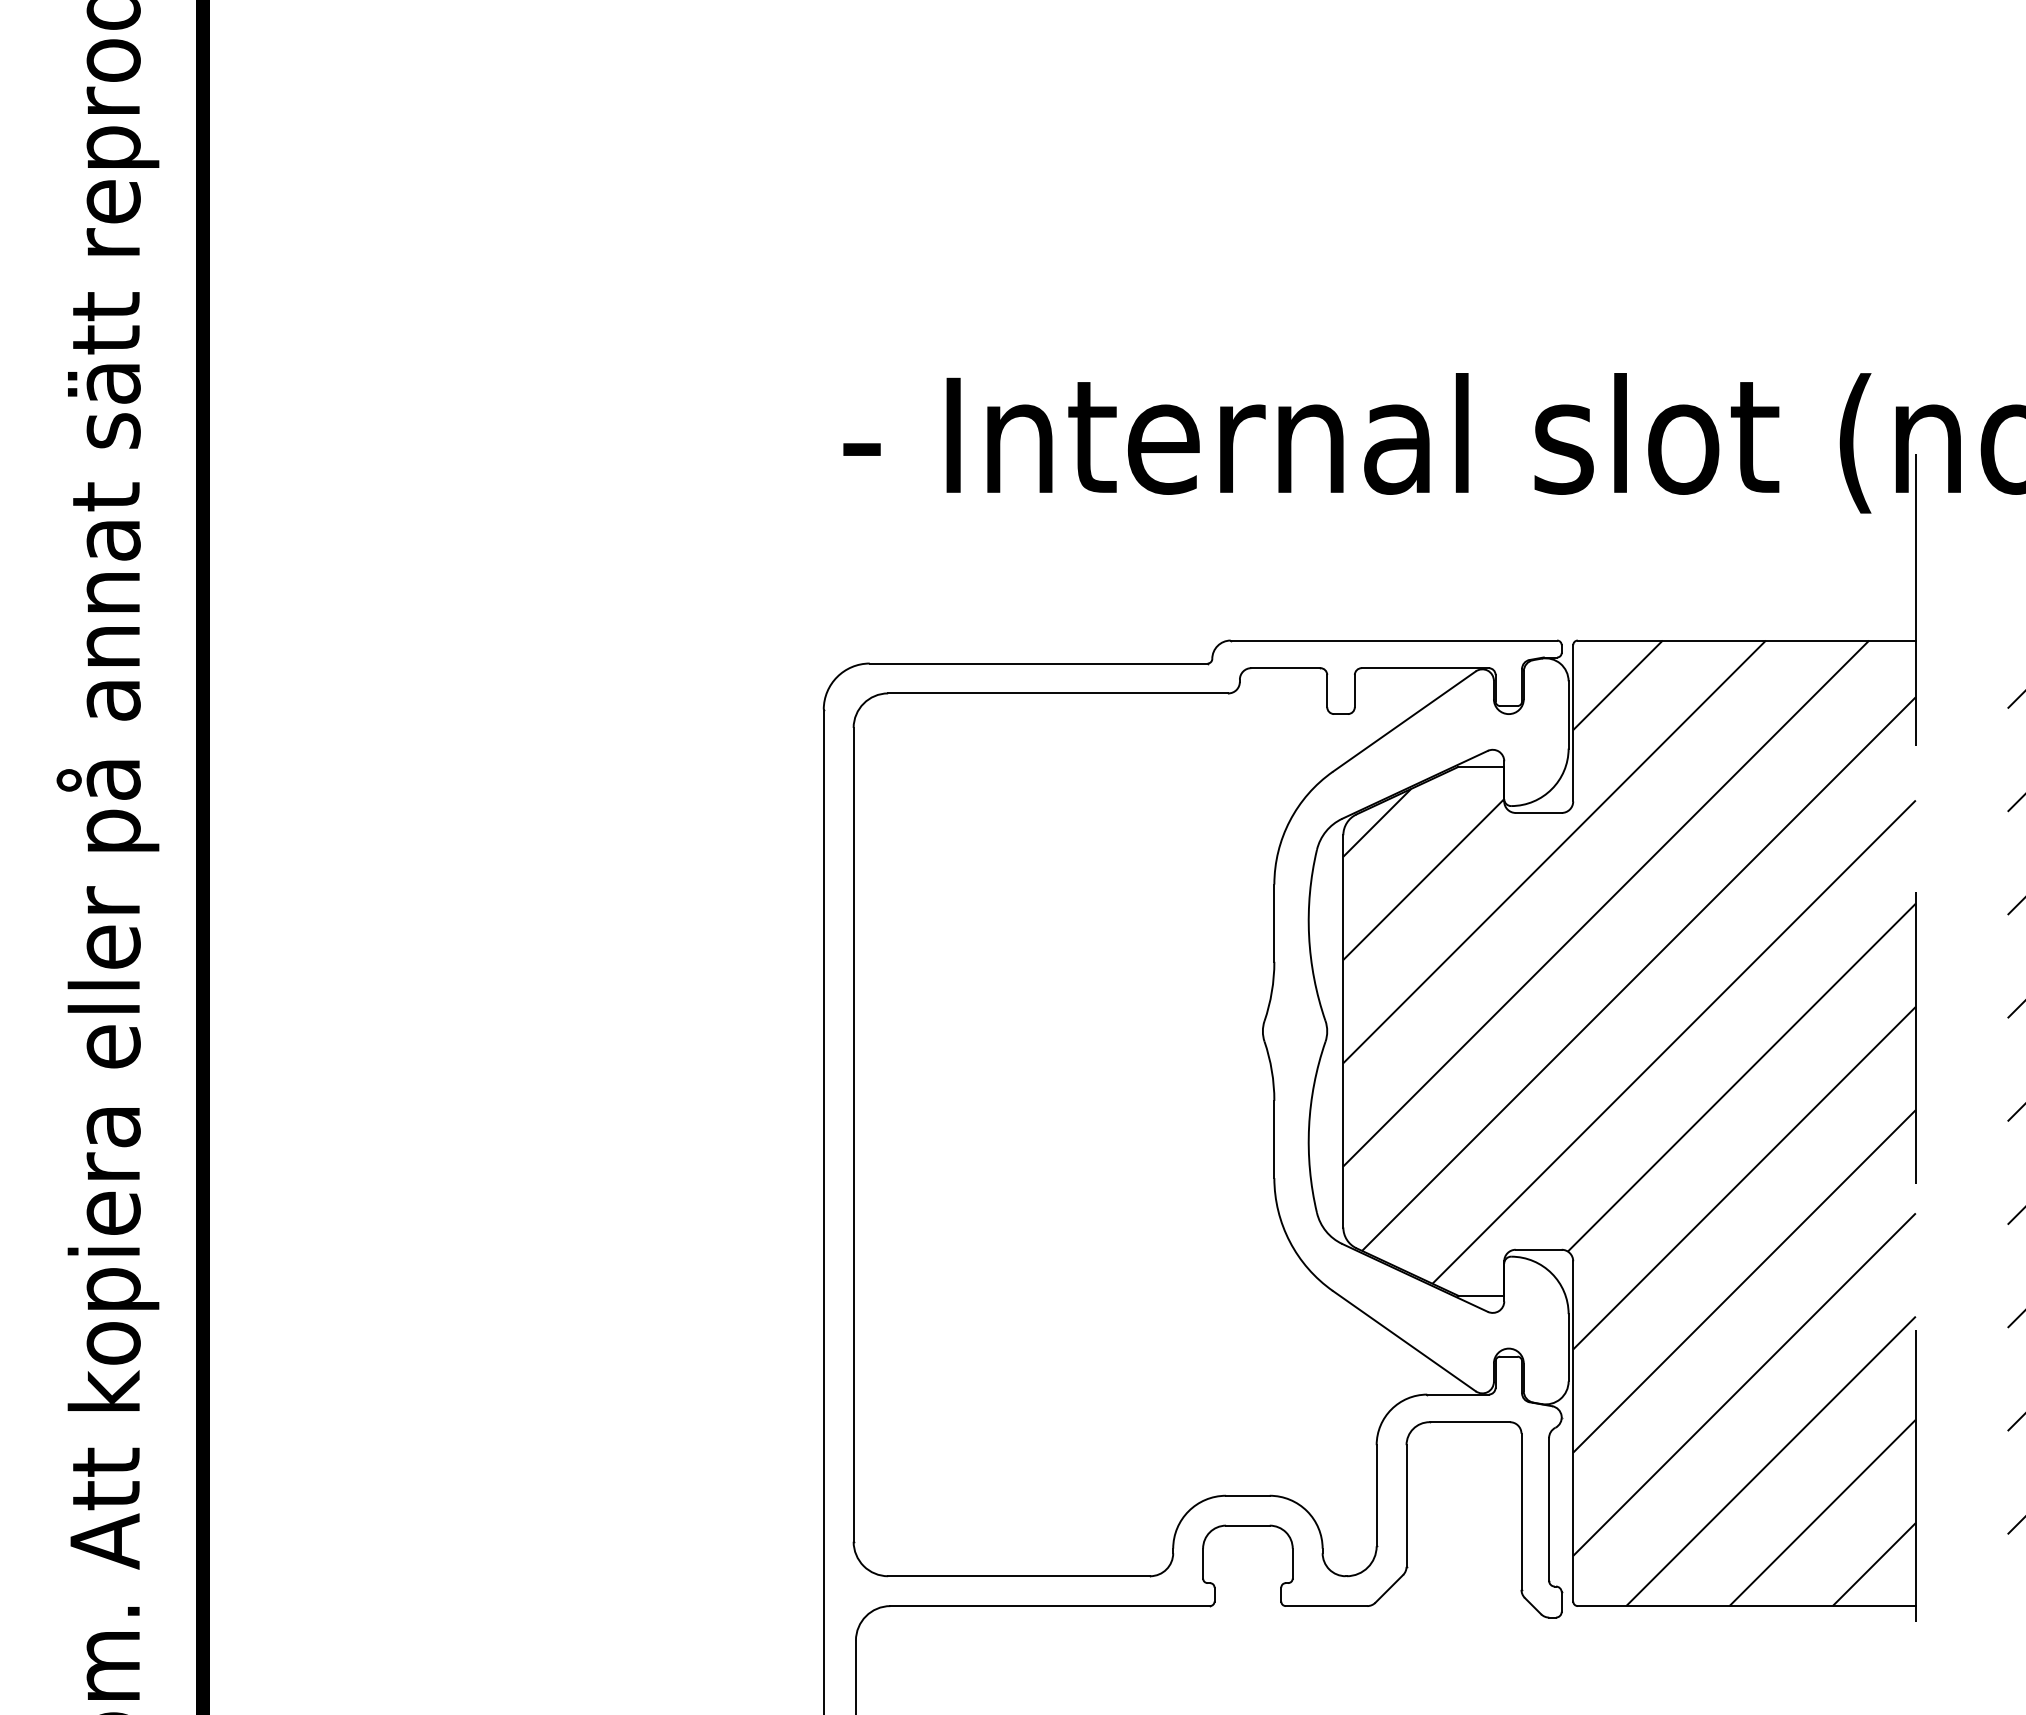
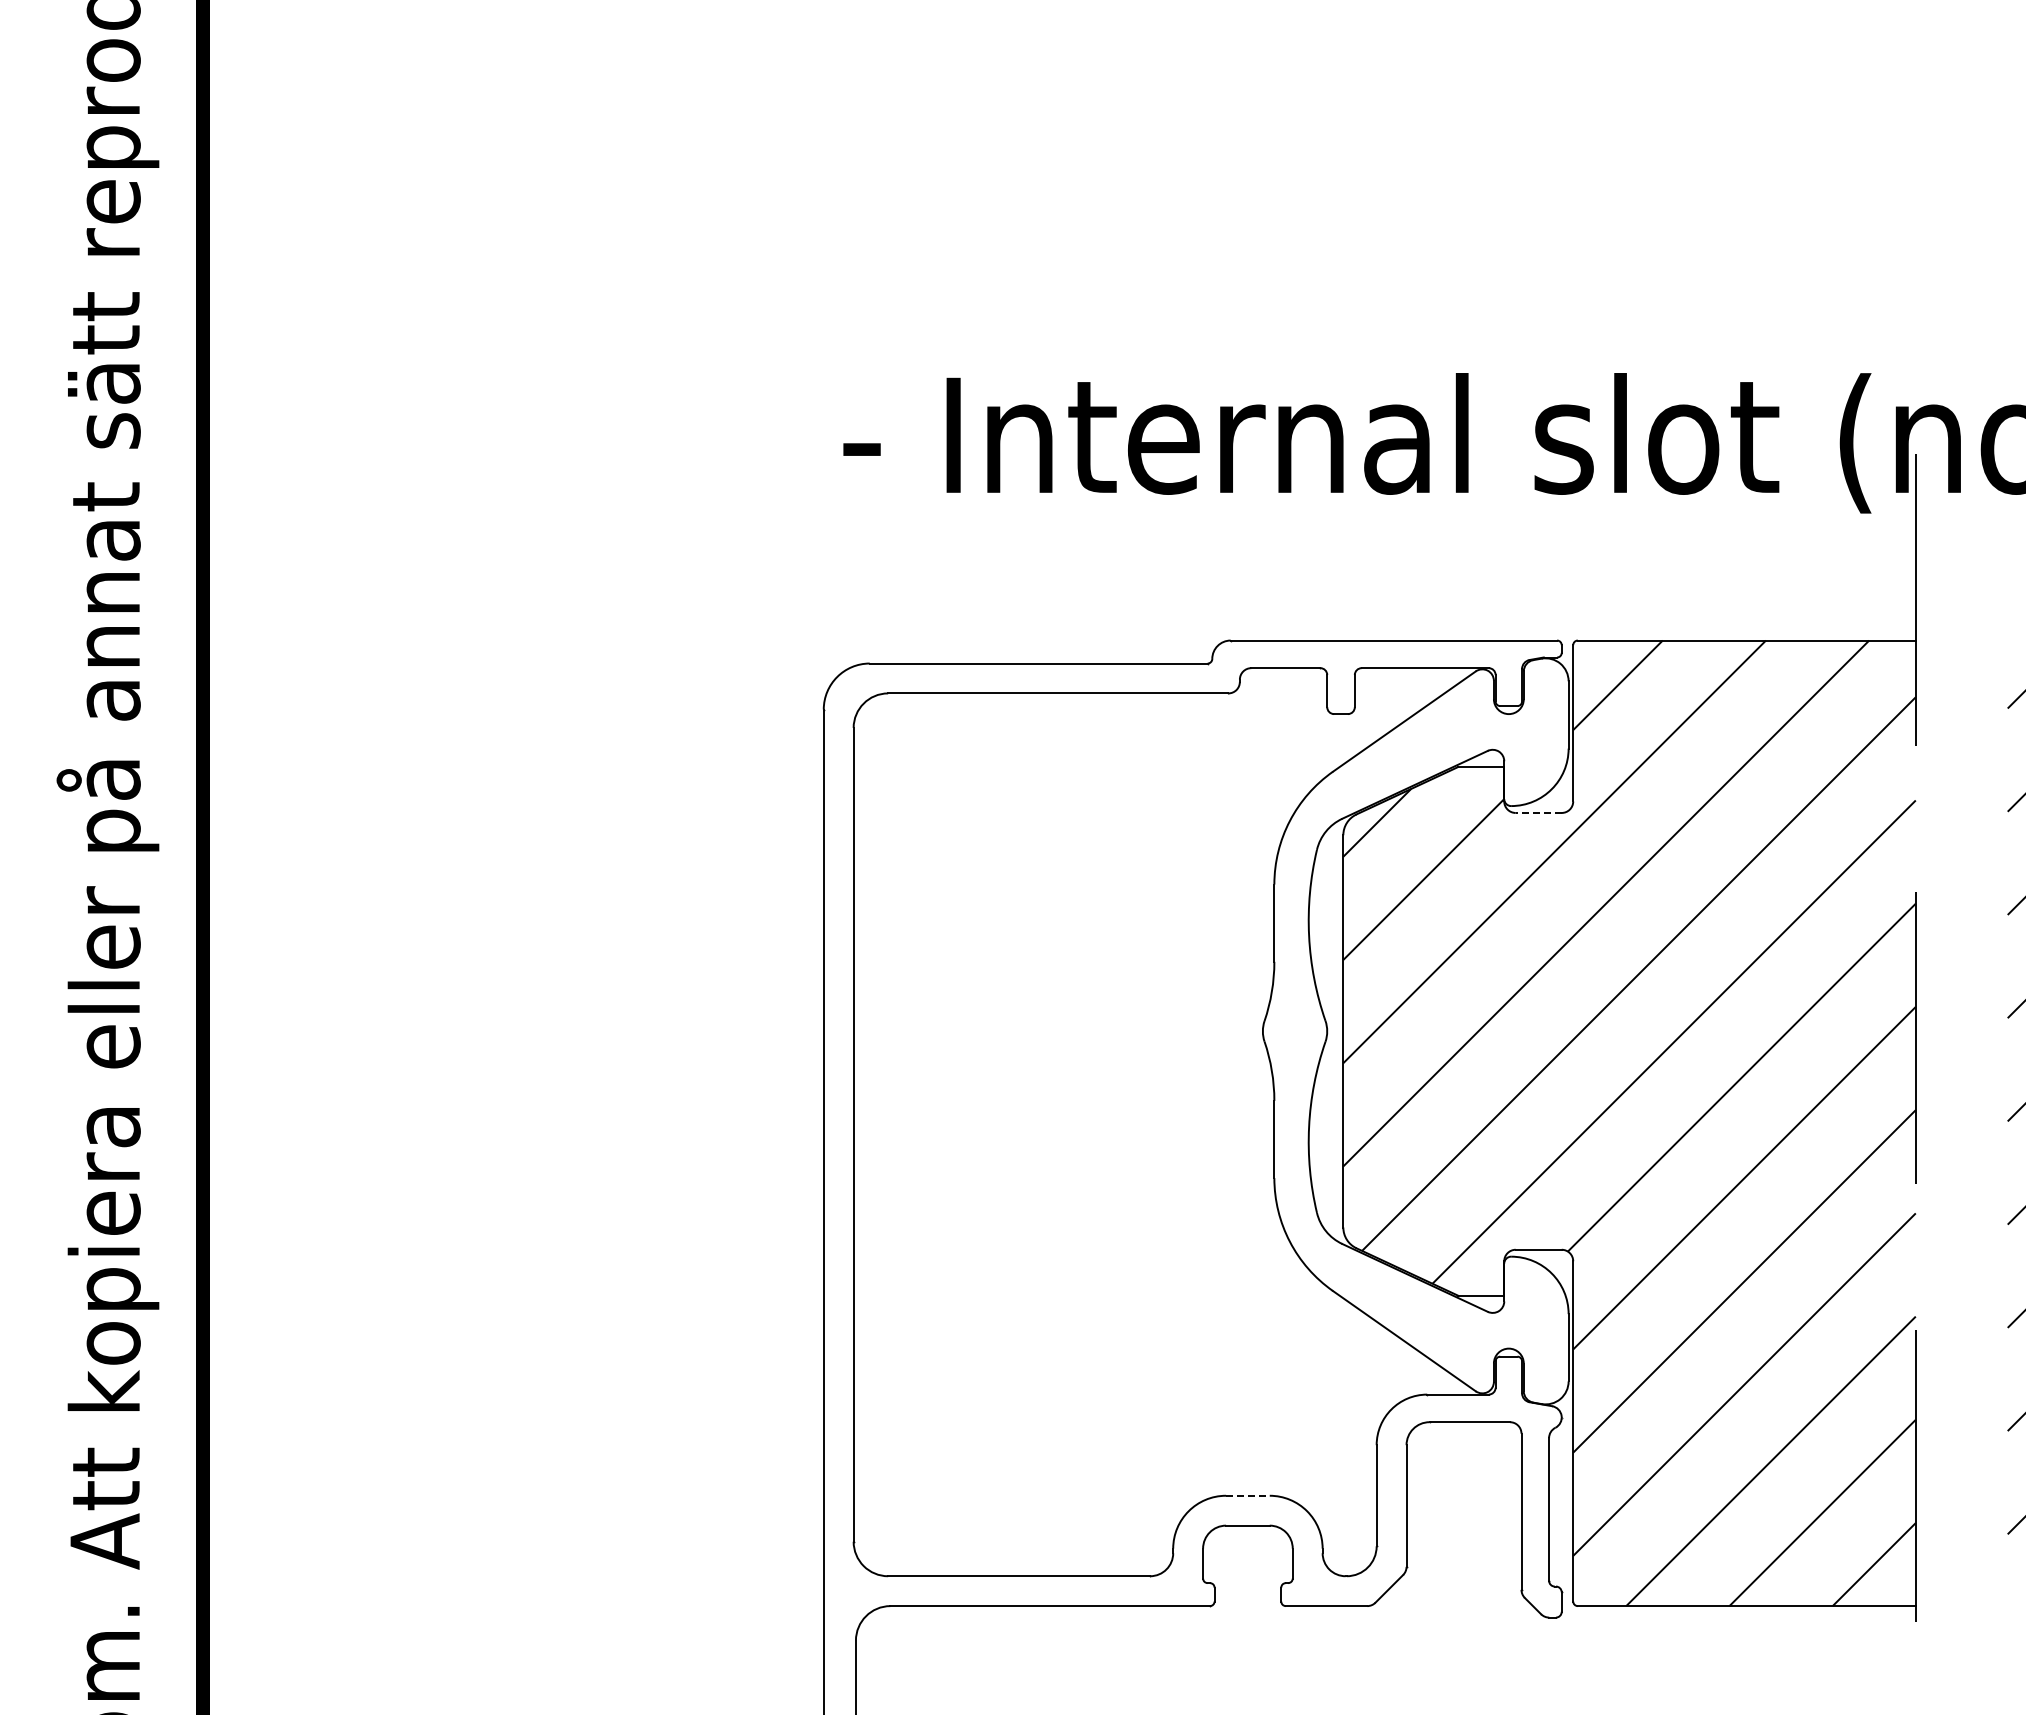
line: solid -> dashed (1538, 812)
line: solid -> dashed (1247, 1495)
